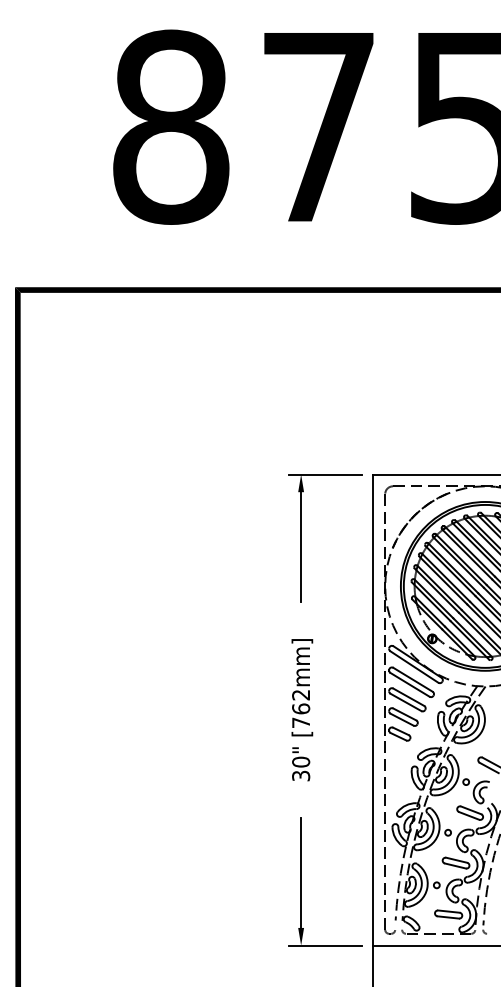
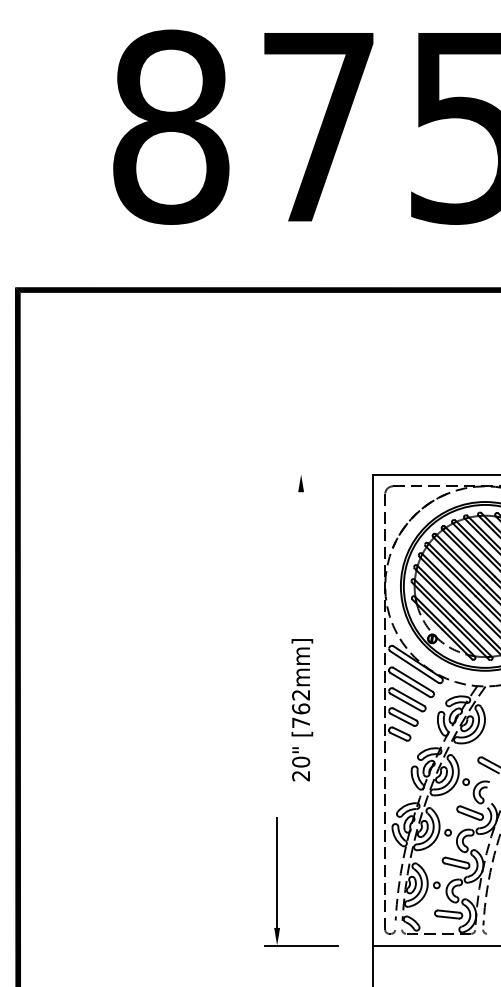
line: present -> none (325, 474)
line: present -> none (301, 547)
text: 30" -> 20" (301, 775)
part position: (301, 881) -> (277, 881) (277, 881)
